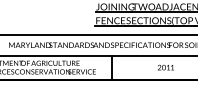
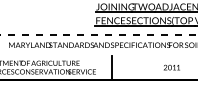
line: solid -> dashed (99, 34)
line: present -> none (98, 55)
text position: (165, 67) -> (171, 67) (171, 67)
